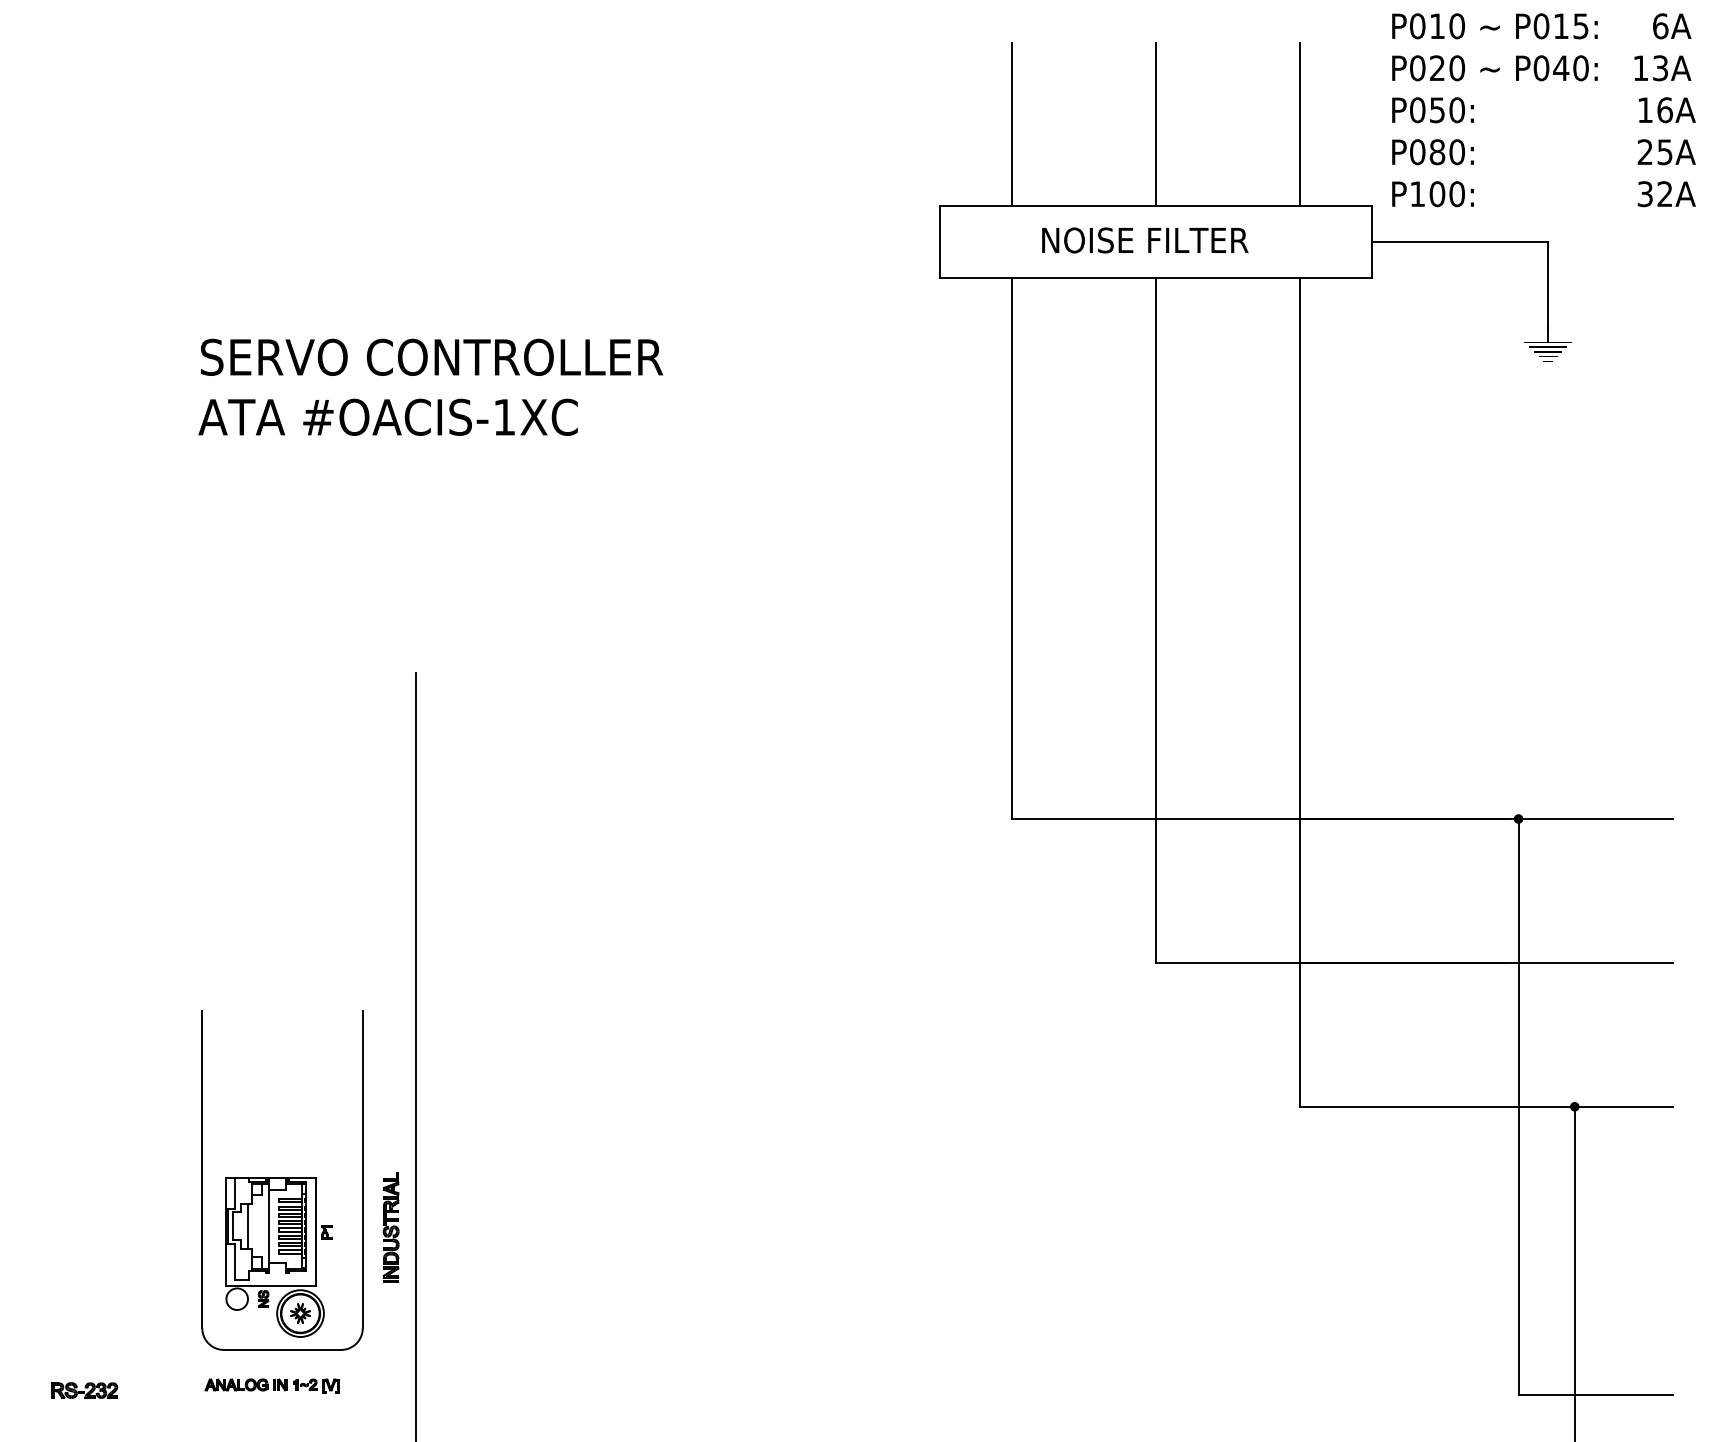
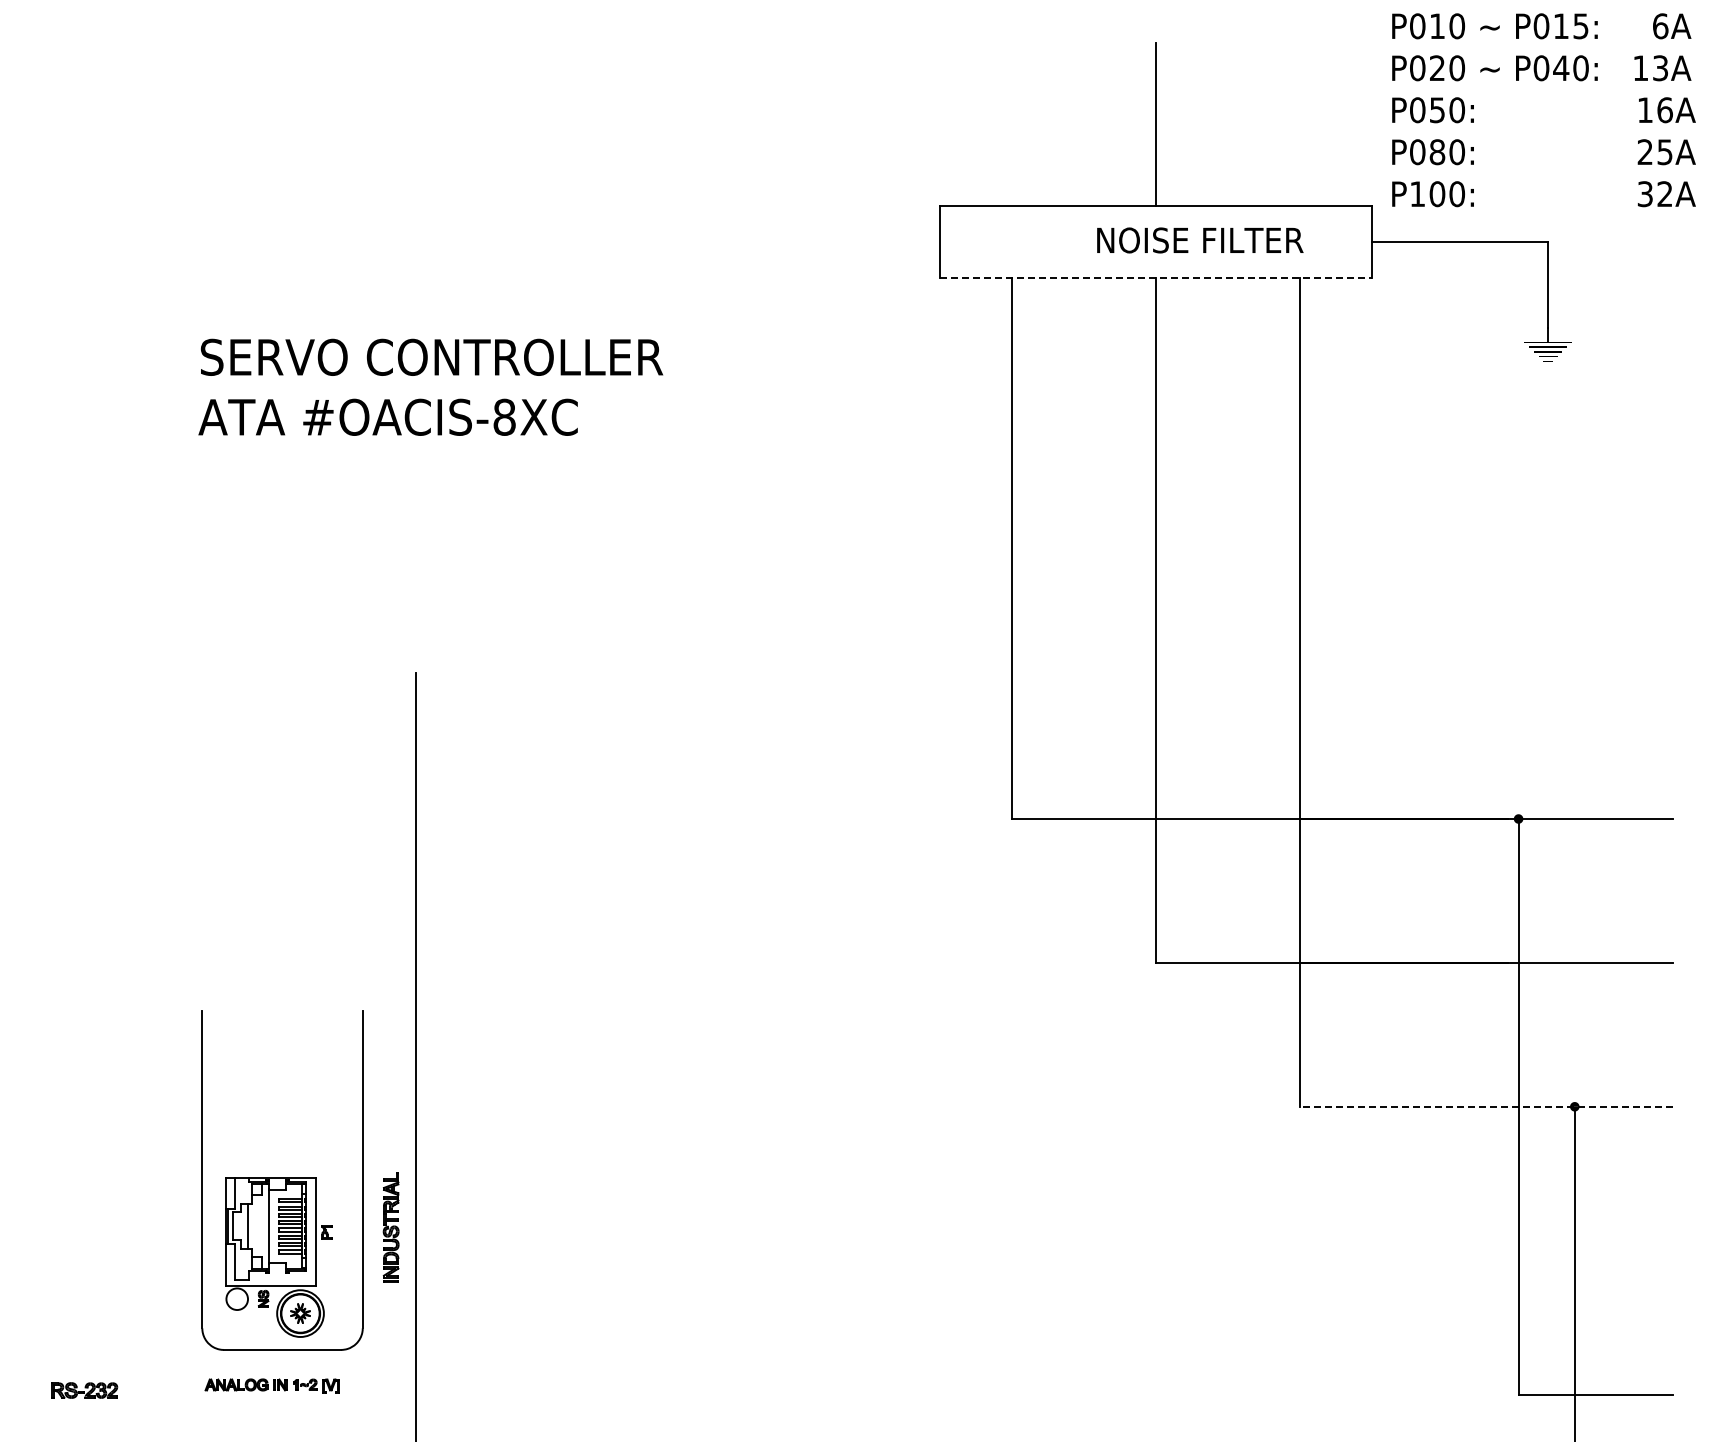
line: present -> none (1012, 124)
line: present -> none (1300, 124)
text position: (1145, 240) -> (1200, 240) (1200, 240)
line: solid -> dashed (1156, 277)
text: #OACIS-1XC -> #OACIS-8XC (504, 416)
line: solid -> dashed (1486, 1106)
